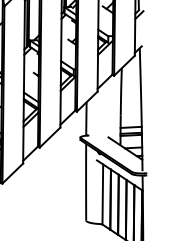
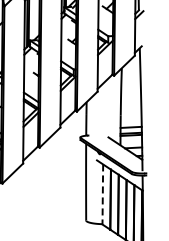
line: solid -> dashed (102, 194)
